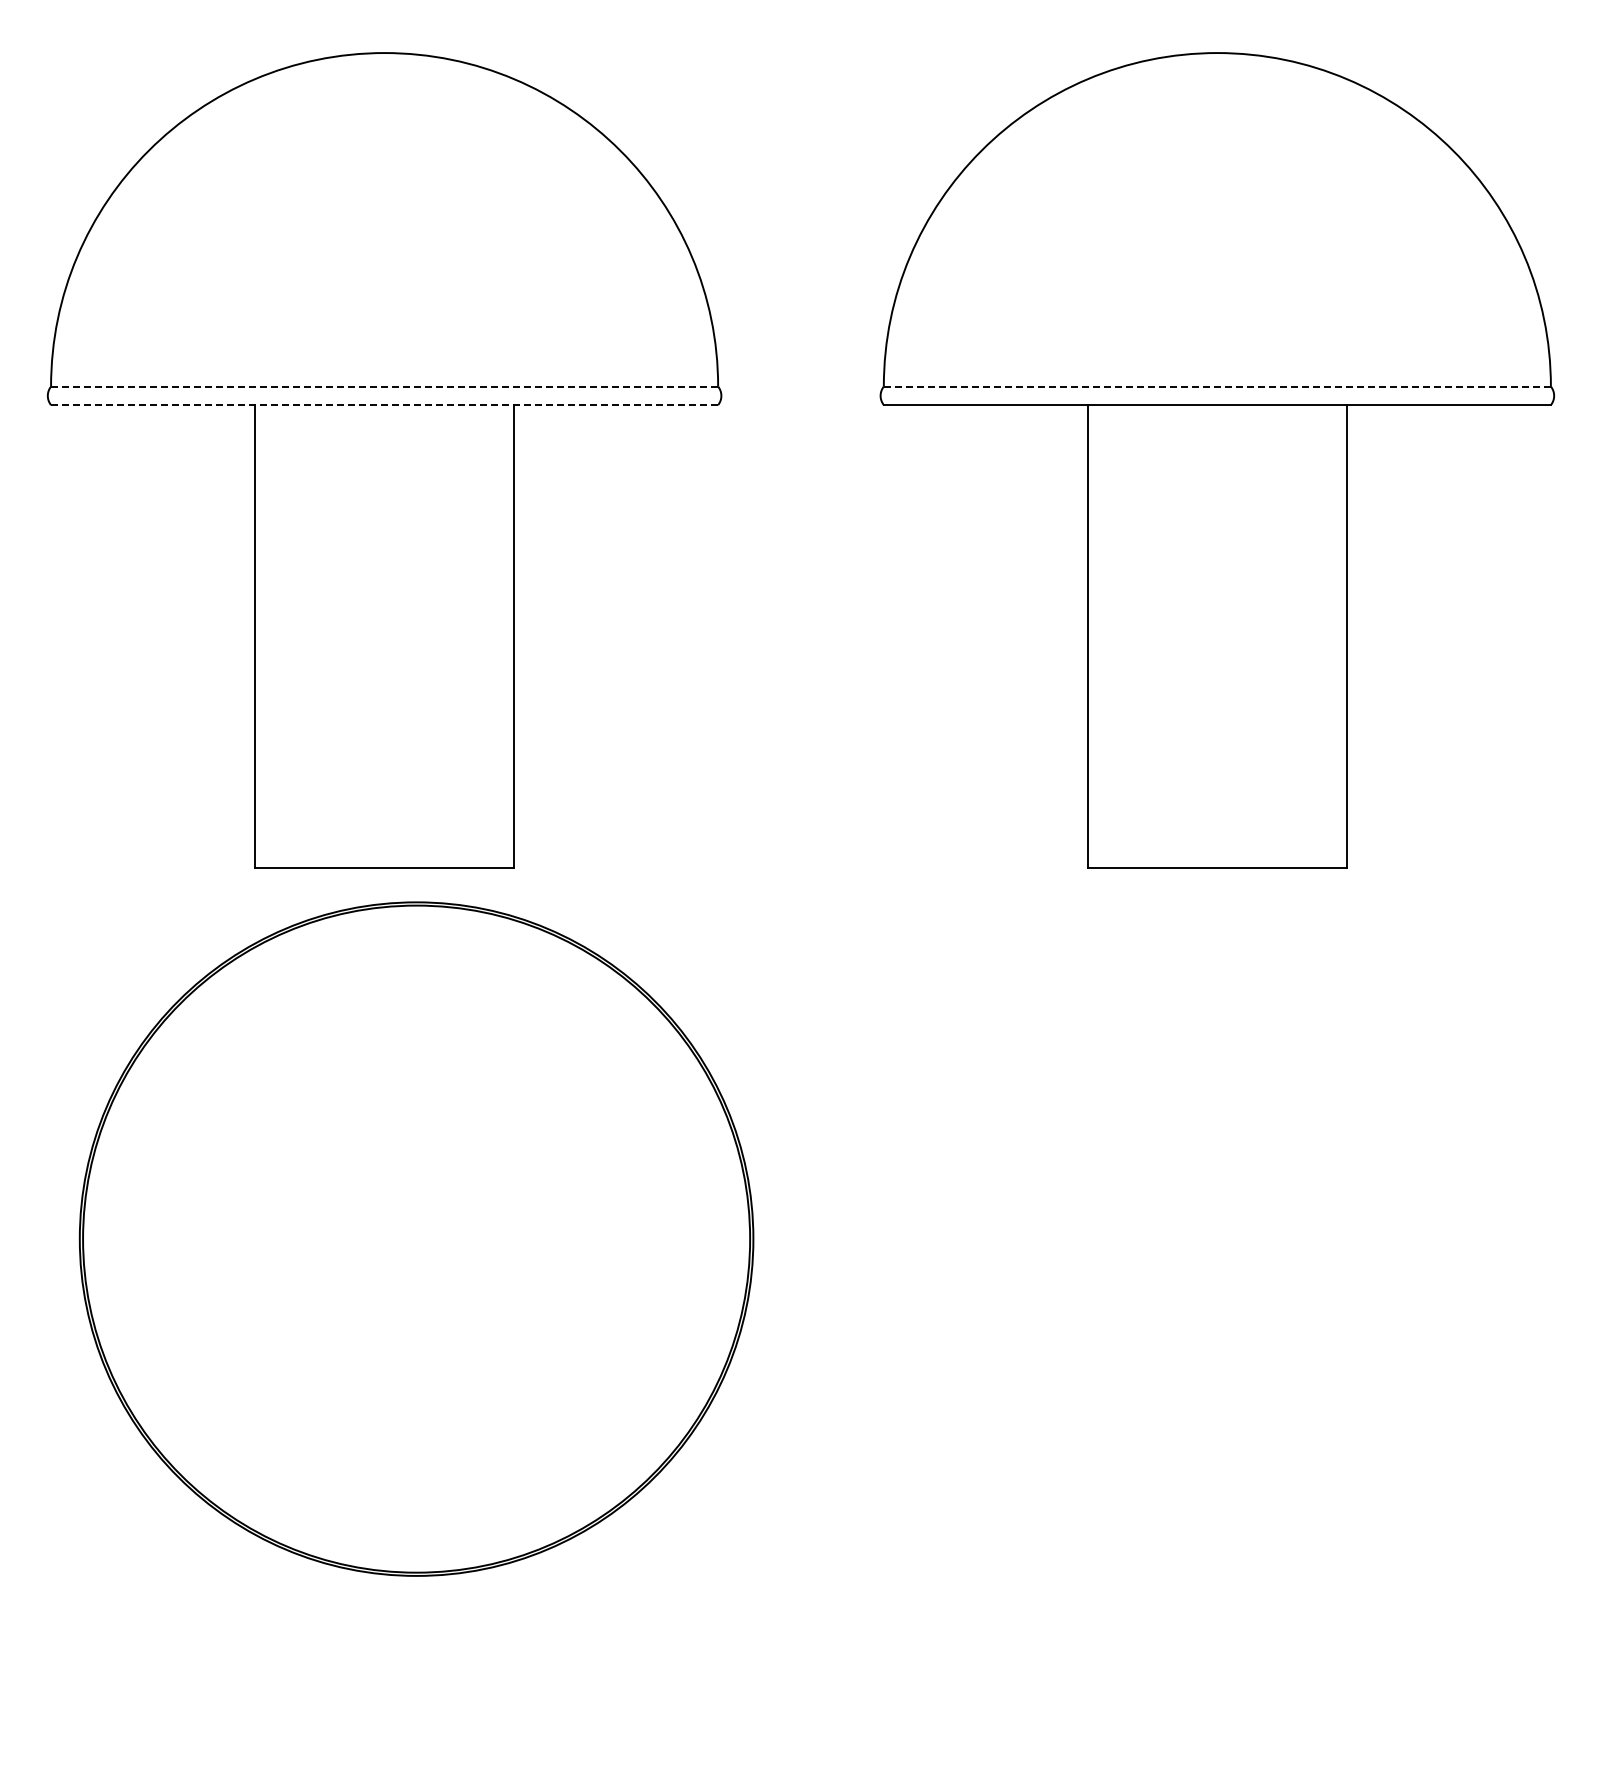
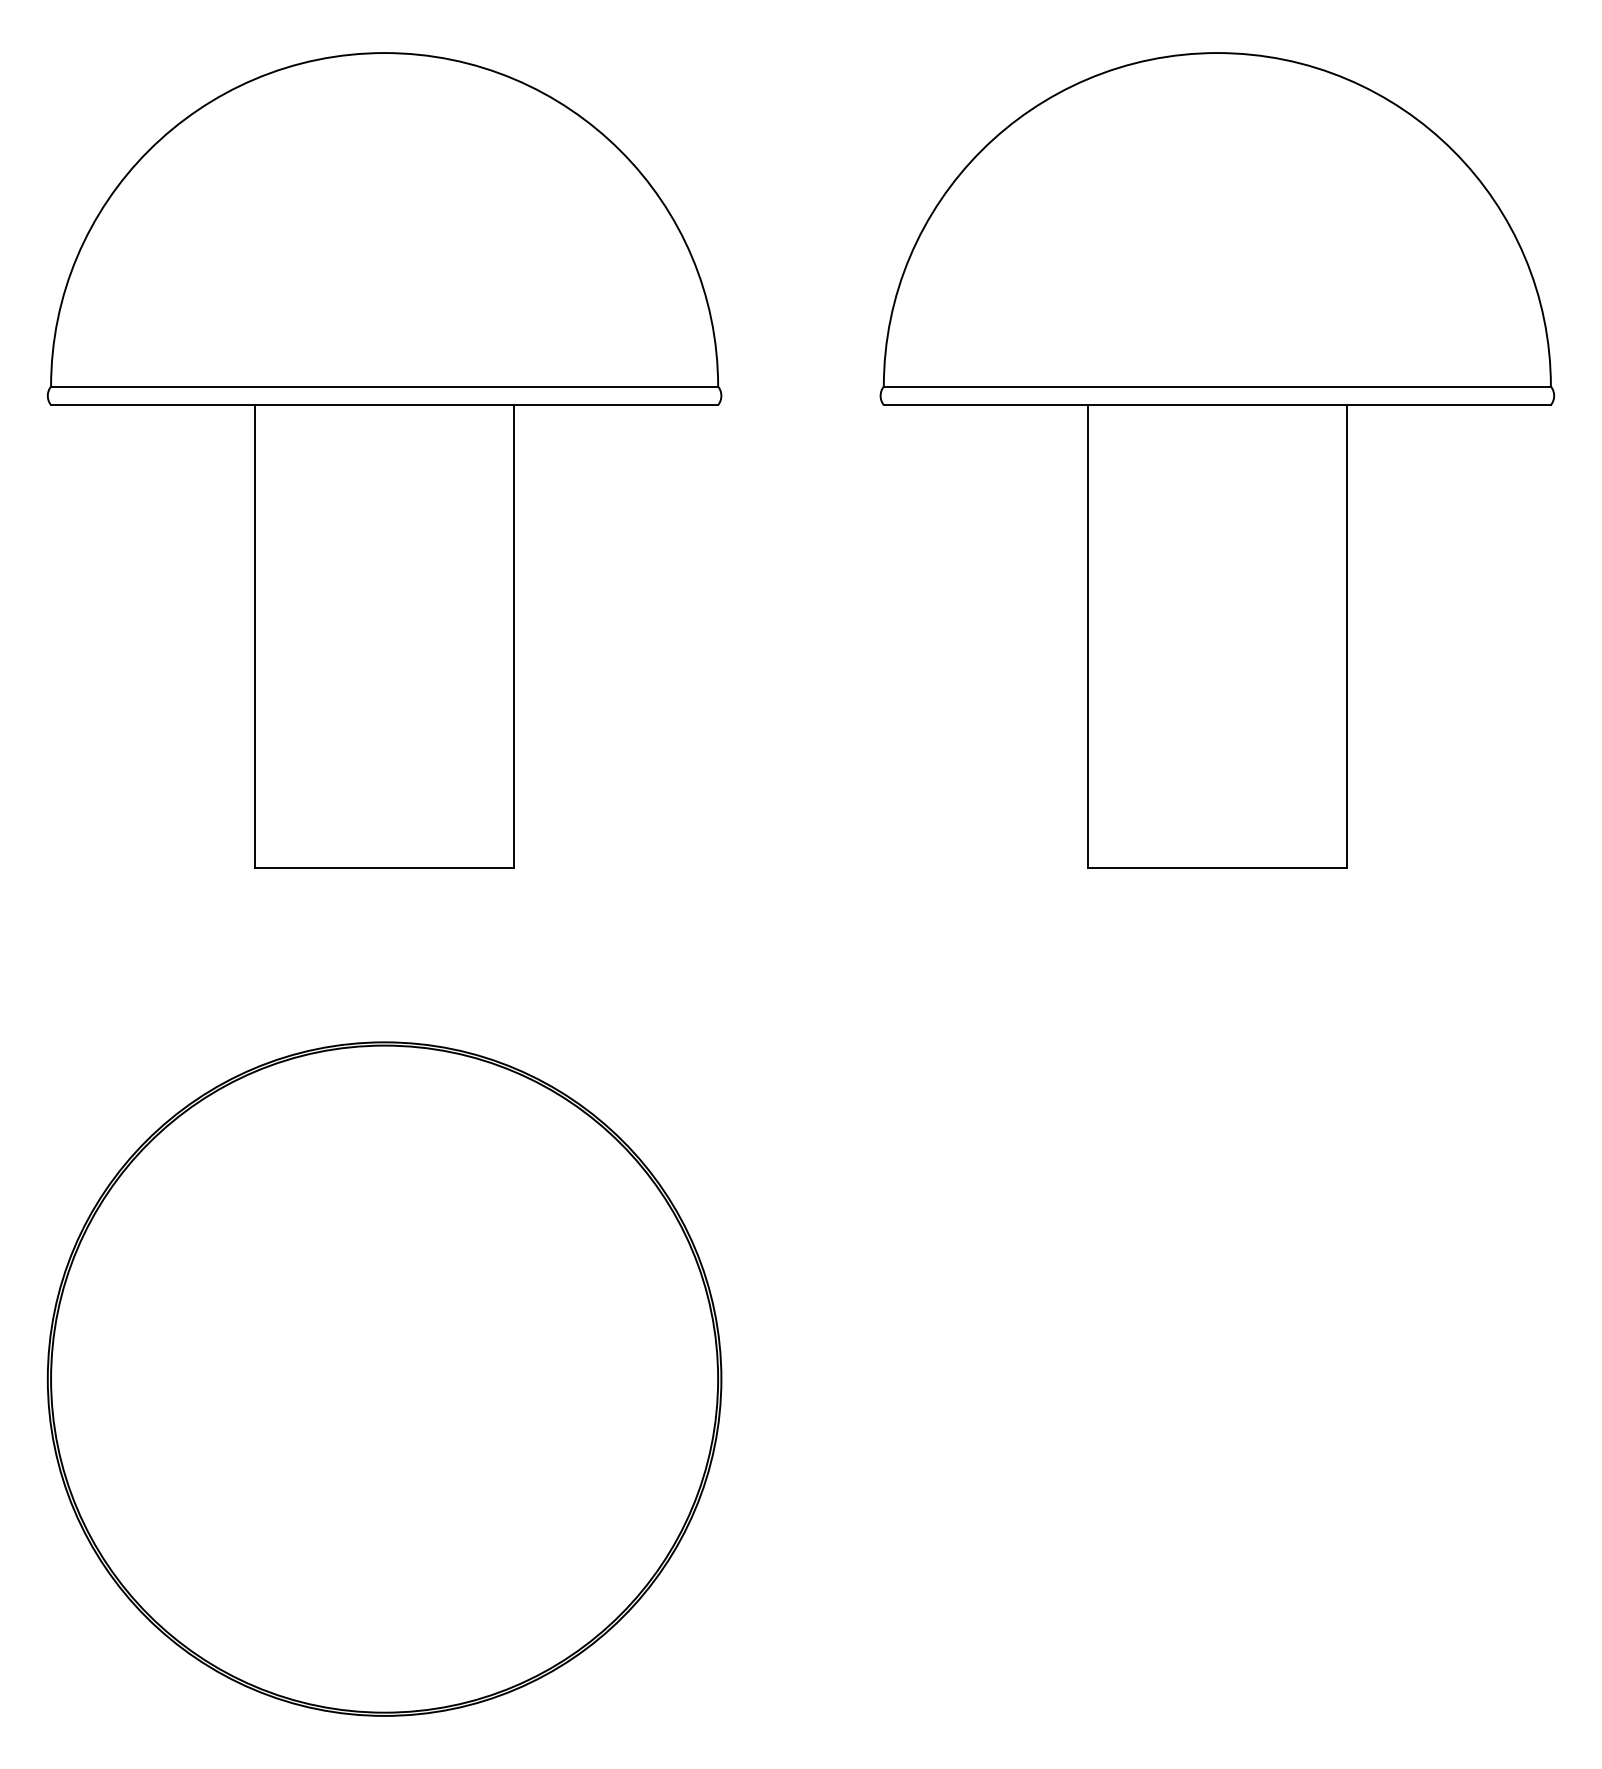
line: dashed -> solid (384, 386)
line: dashed -> solid (1217, 386)
line: dashed -> solid (384, 405)
part position: (416, 1238) -> (384, 1378) (384, 1378)
